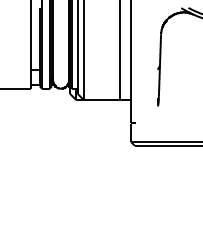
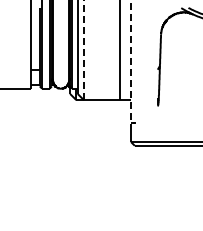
line: solid -> dashed (83, 50)
line: solid -> dashed (131, 62)
